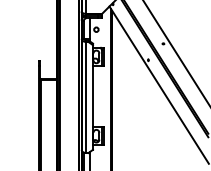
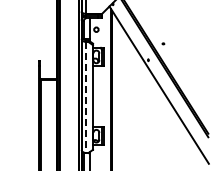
line: present -> none (175, 52)
line: solid -> dashed (86, 97)
